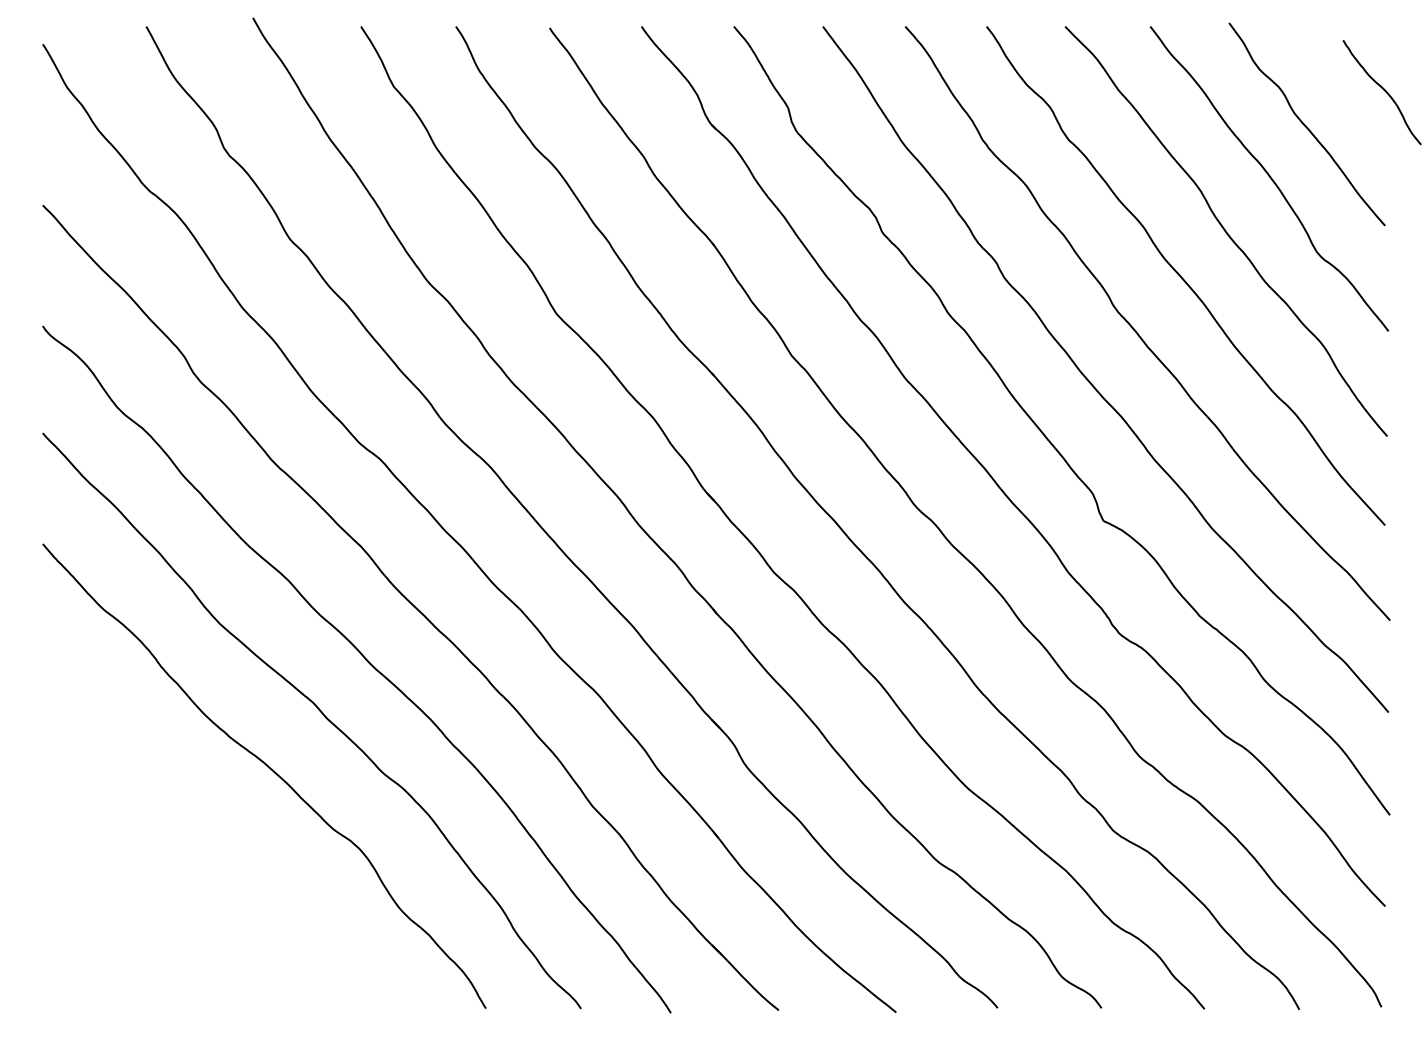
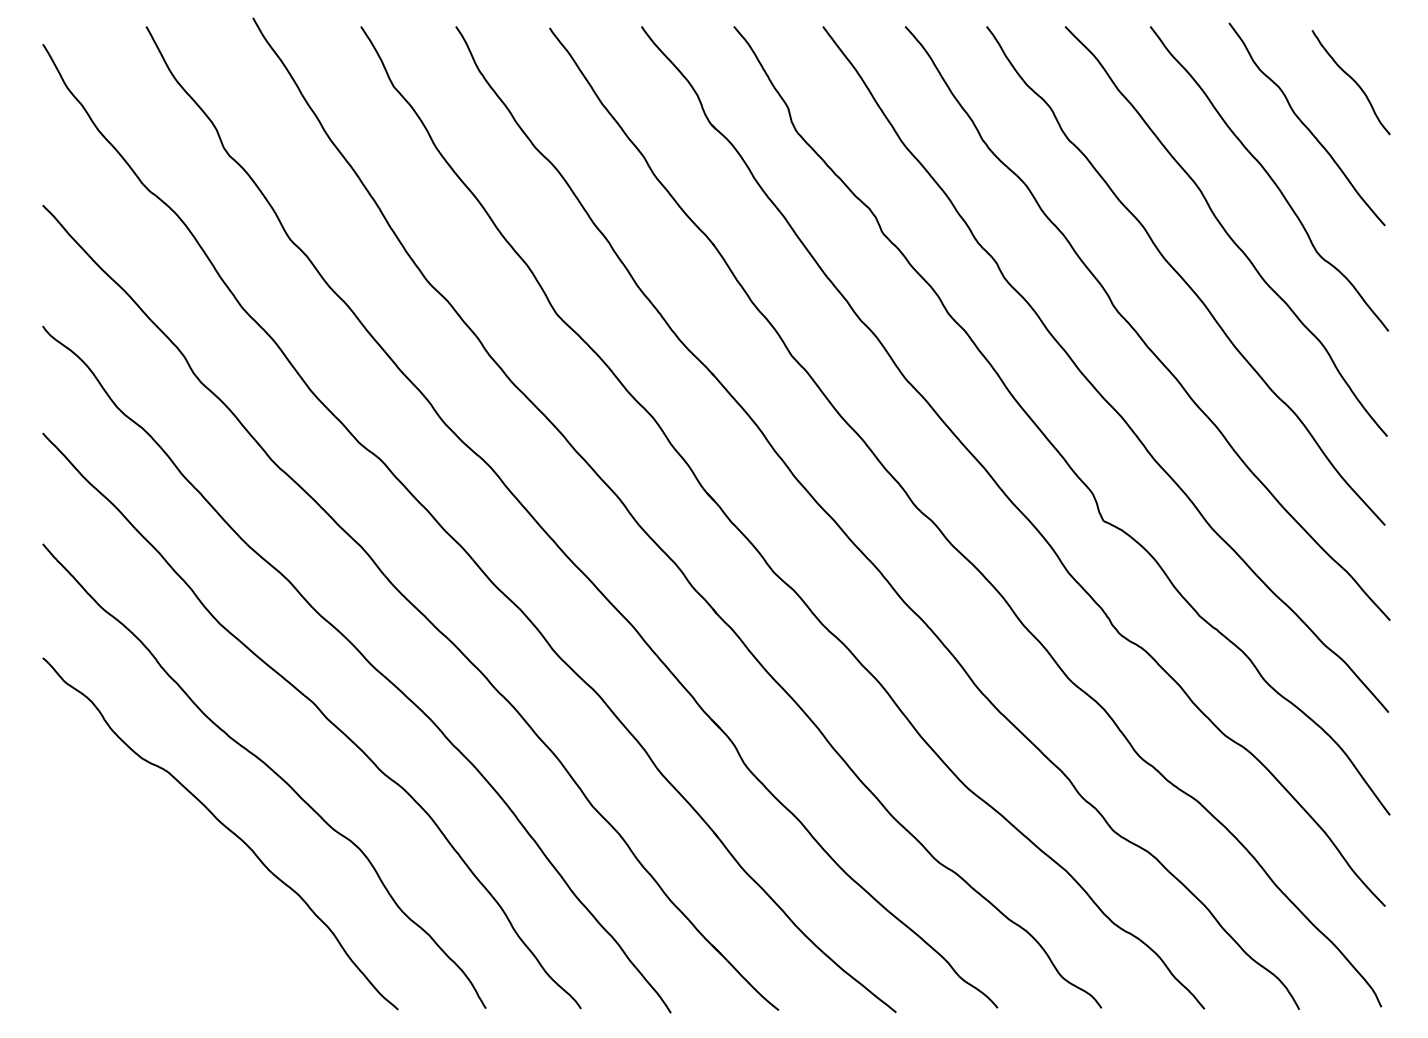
curve position: (1383, 90) -> (1352, 80) (1352, 80)
curve: none -> present (223, 826)
